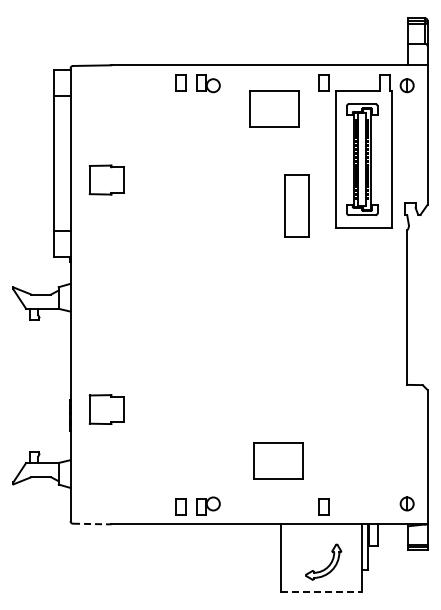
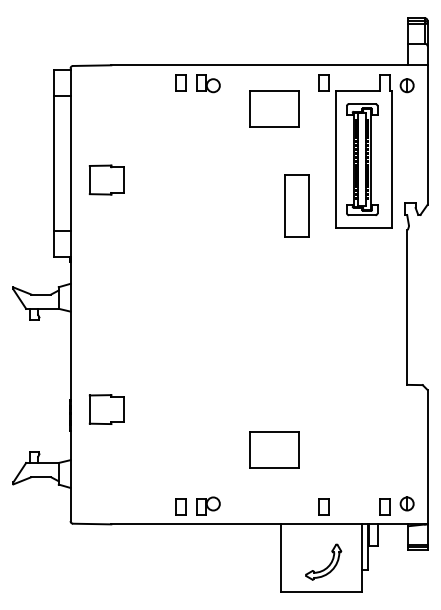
part position: (278, 460) -> (274, 449) (274, 449)
part: none -> present (384, 506)
line: dashed -> solid (92, 524)
line: dashed -> solid (321, 591)
